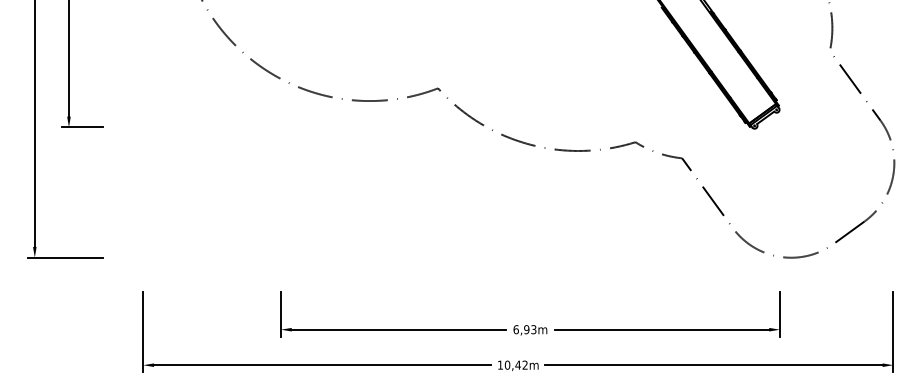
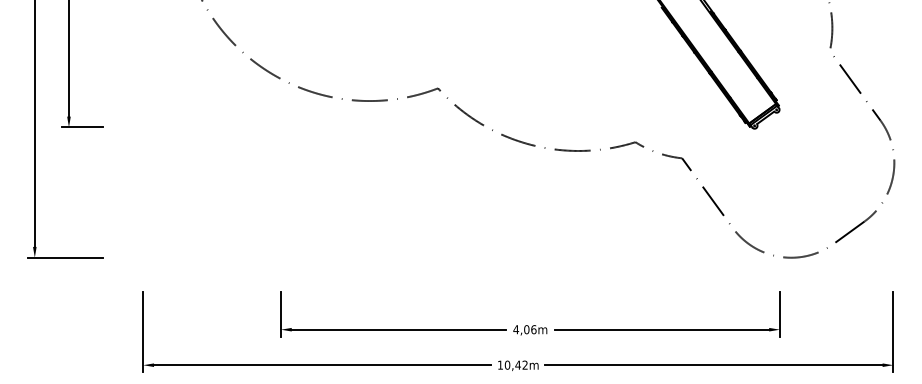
text: 6,93m -> 4,06m (524, 329)
